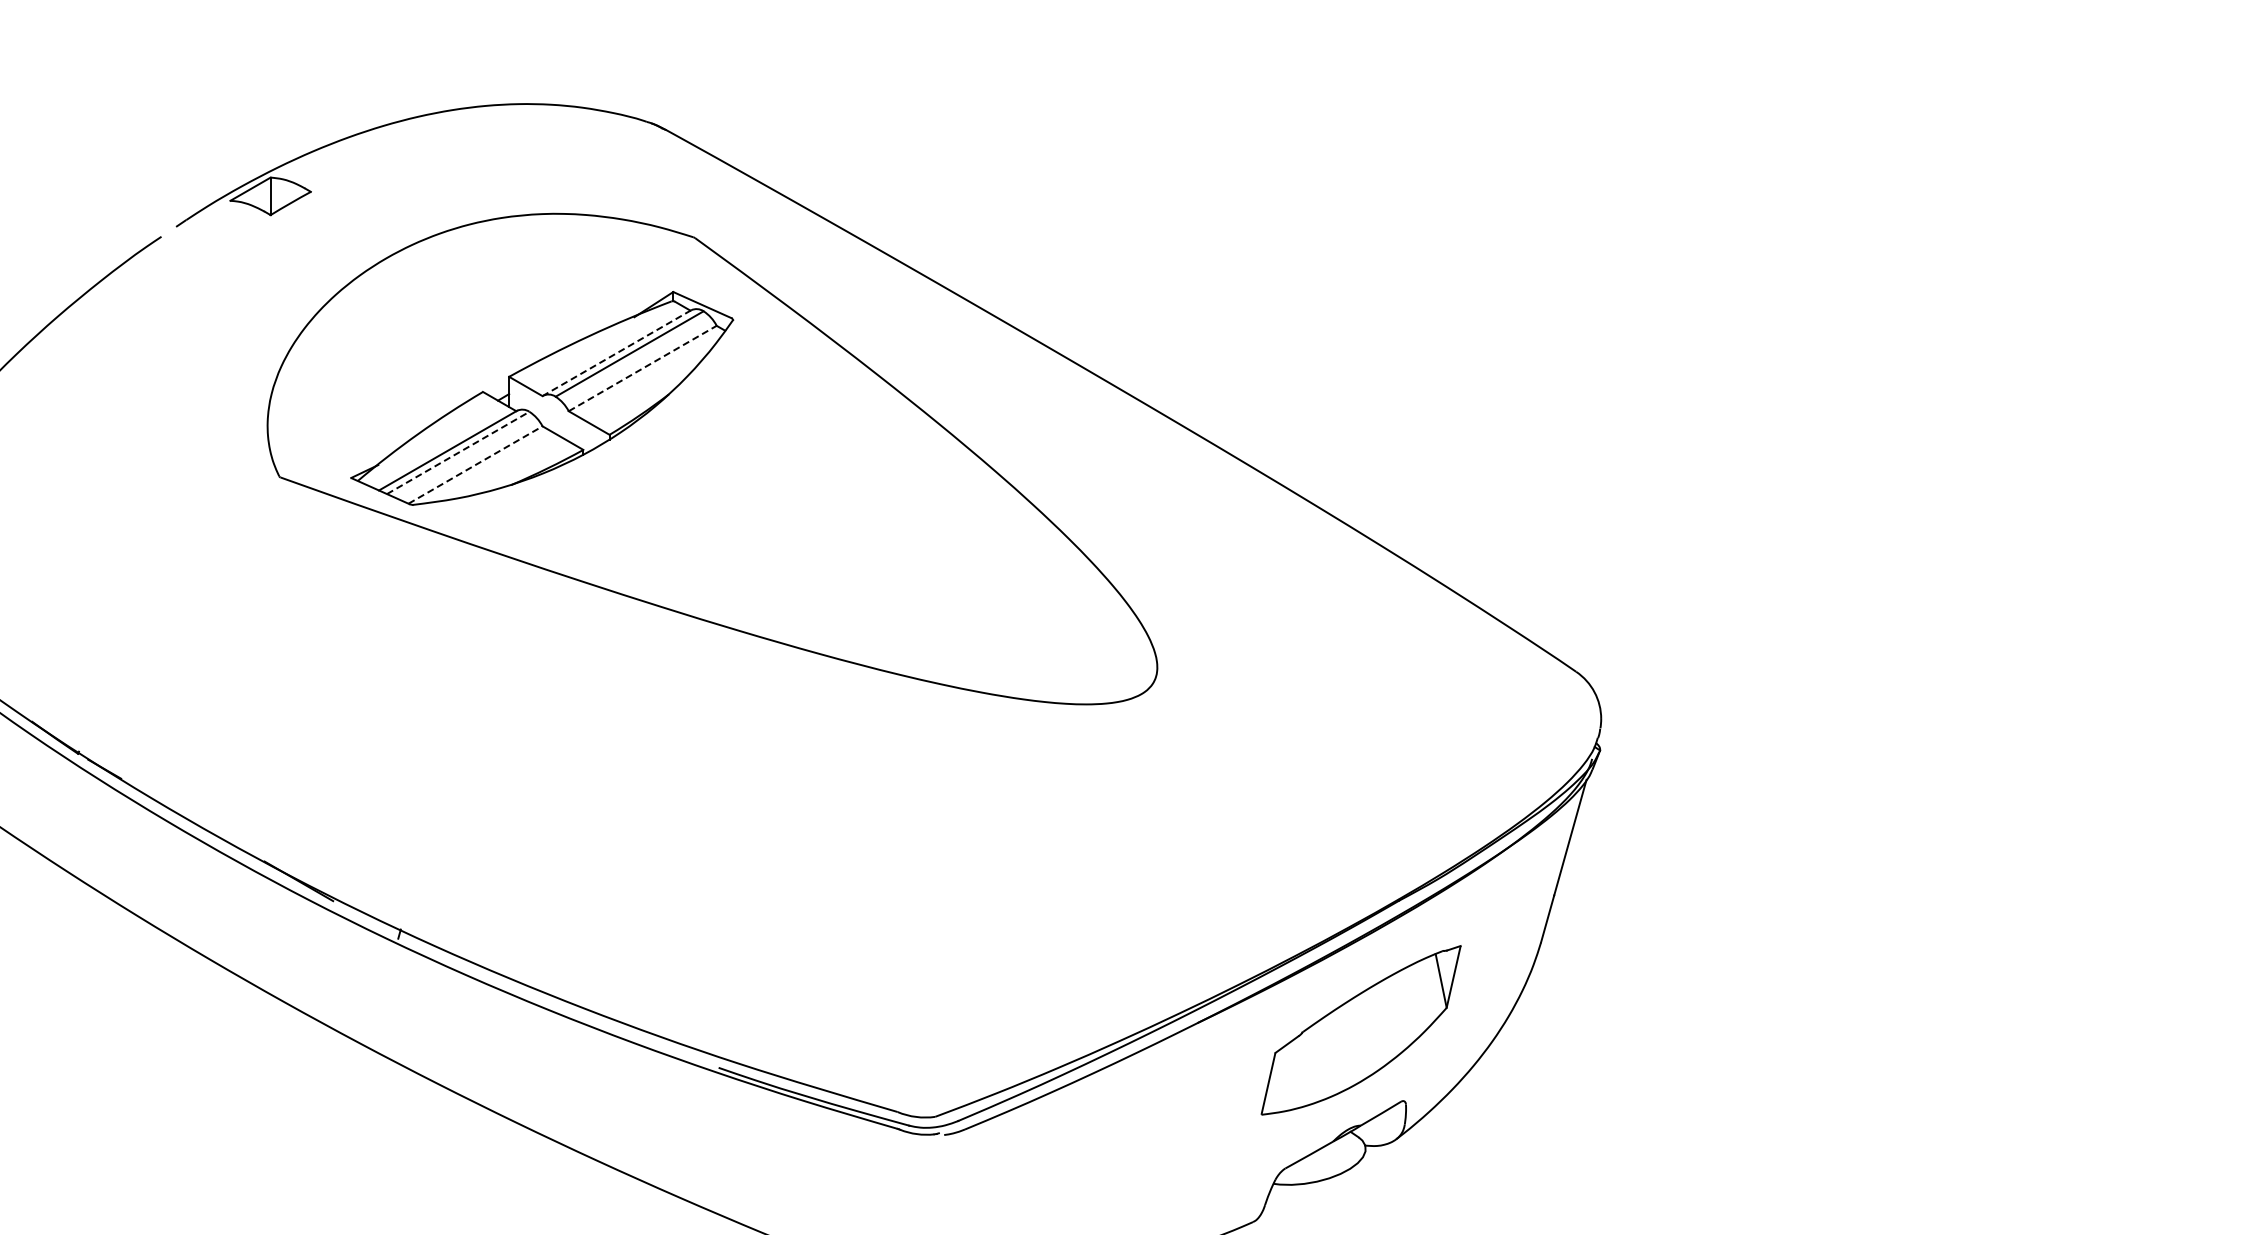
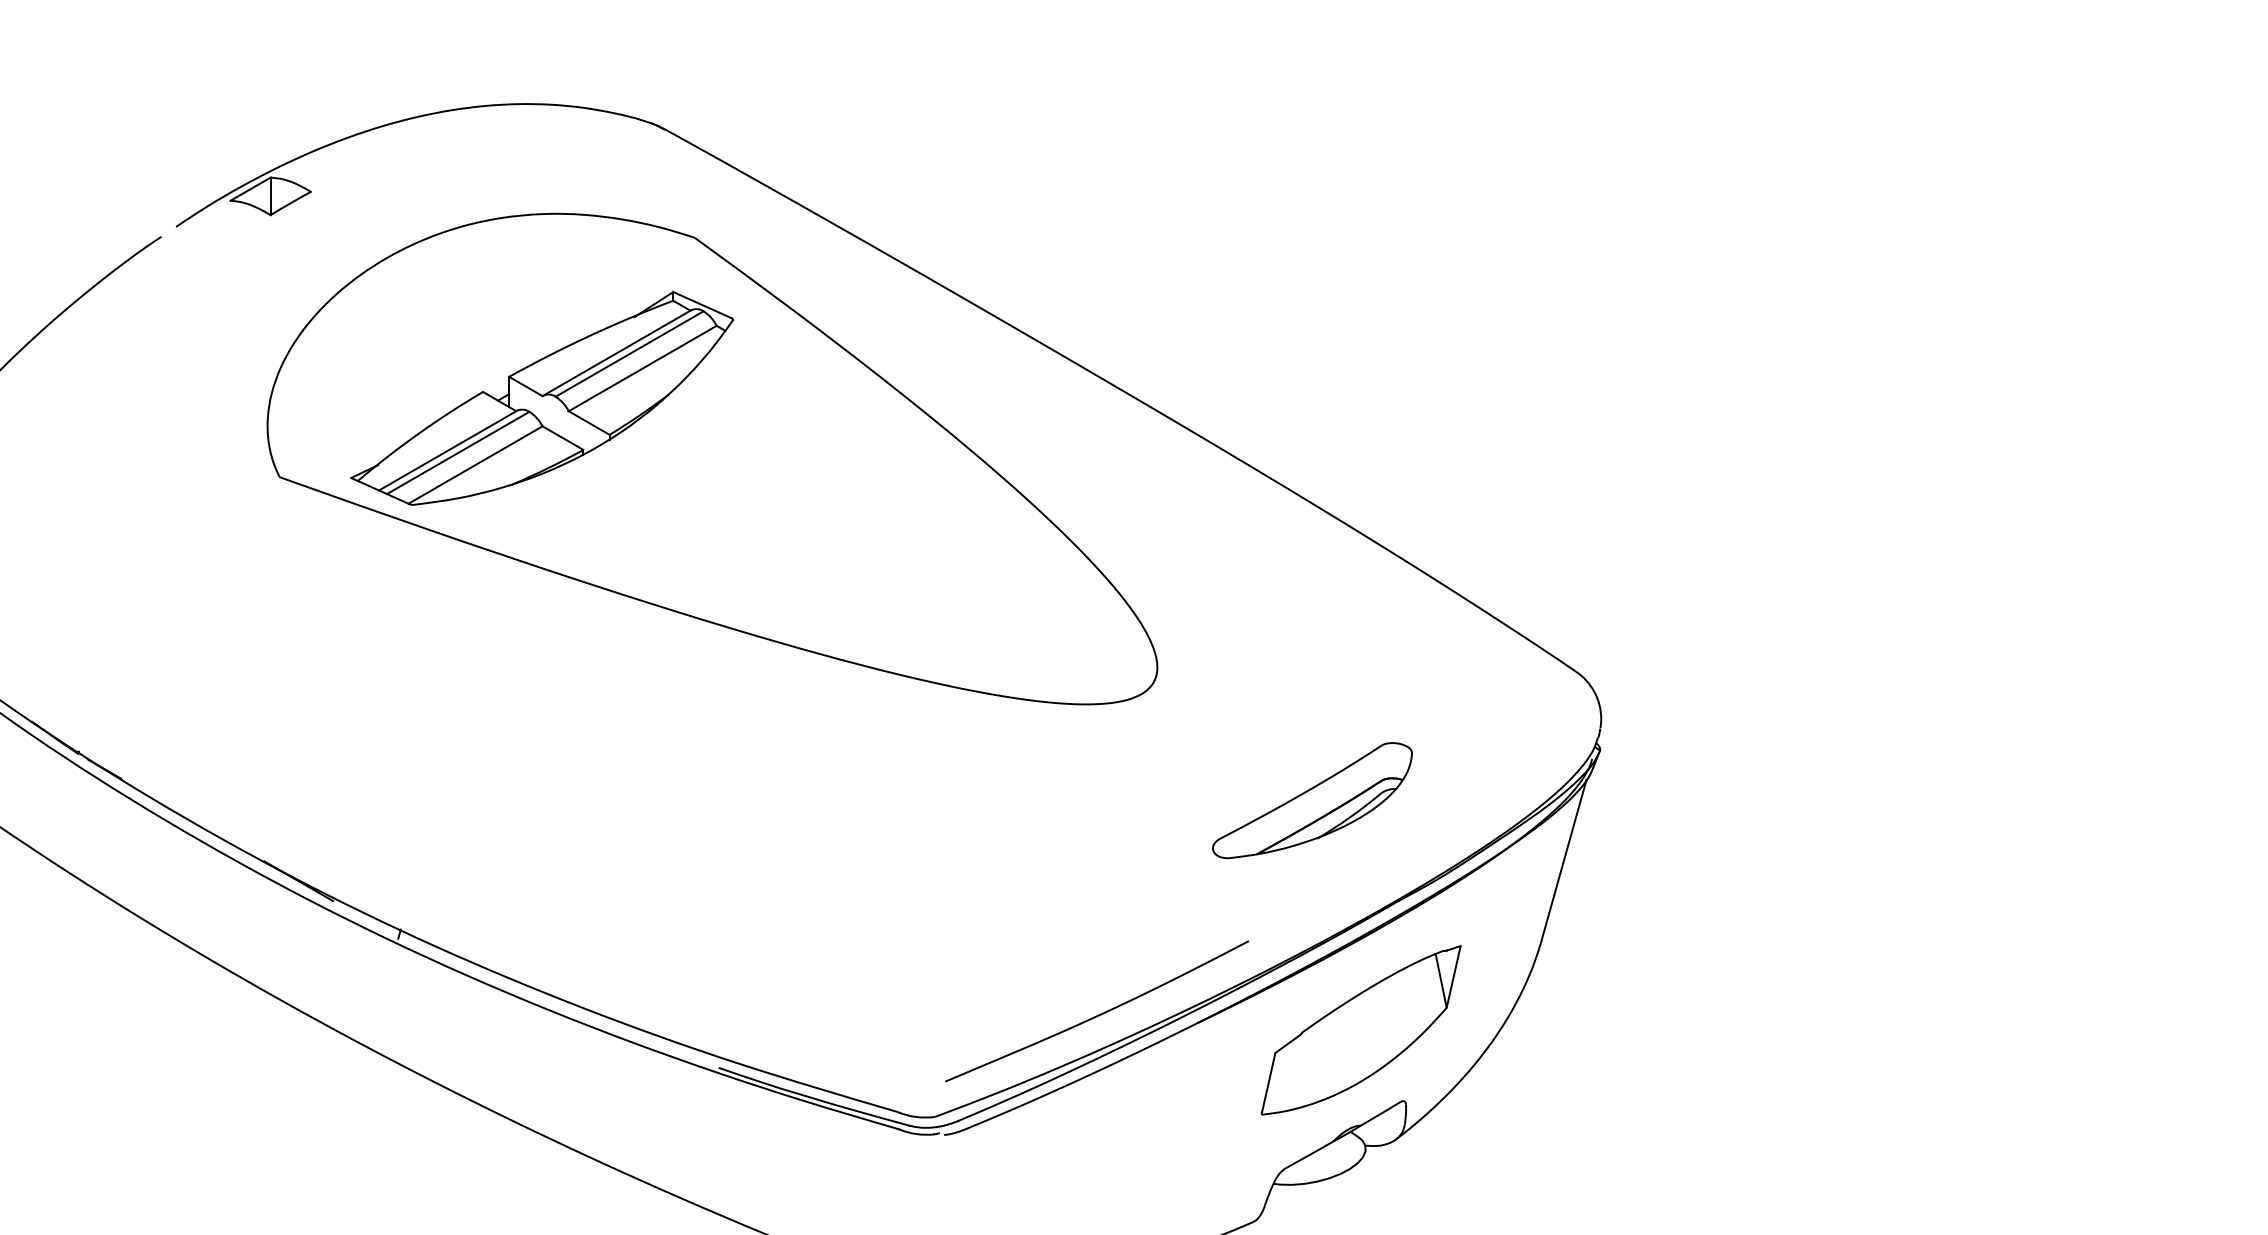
line: dashed -> solid (616, 353)
line: dashed -> solid (643, 368)
line: dashed -> solid (458, 452)
line: dashed -> solid (475, 464)
part: none -> present (1312, 800)
curve: none -> present (1098, 1014)
